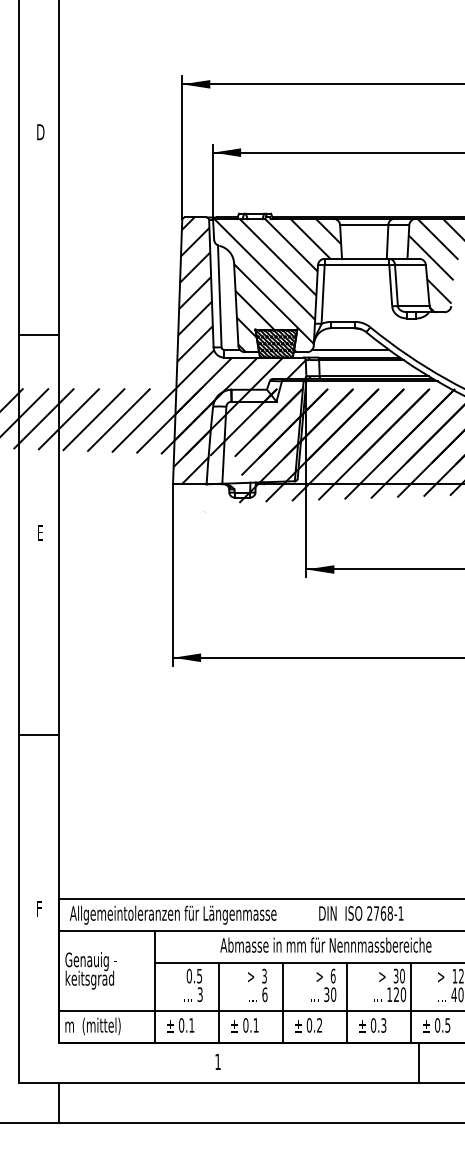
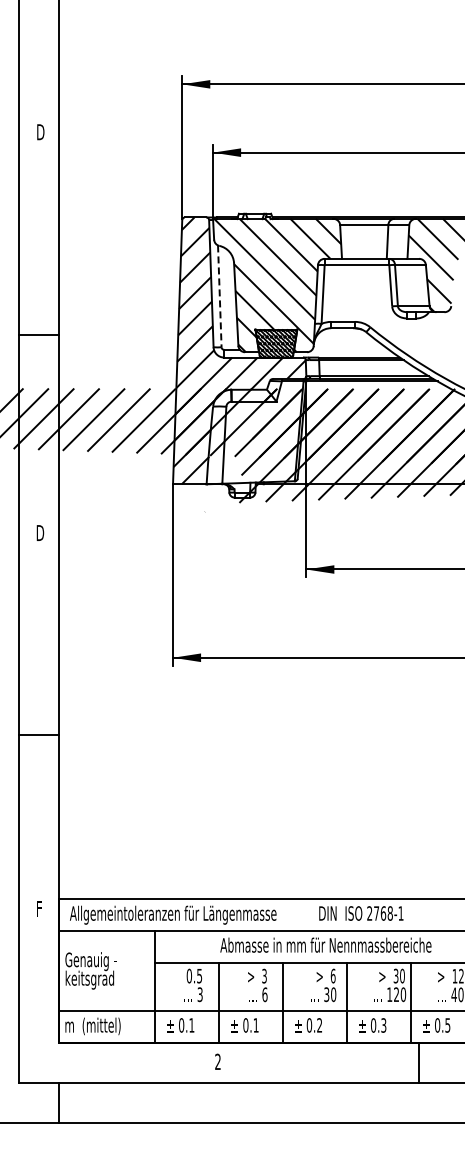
line: solid -> dashed (219, 296)
line: present -> none (350, 349)
text: E -> D (40, 532)
text: 1 -> 2 (217, 1061)
